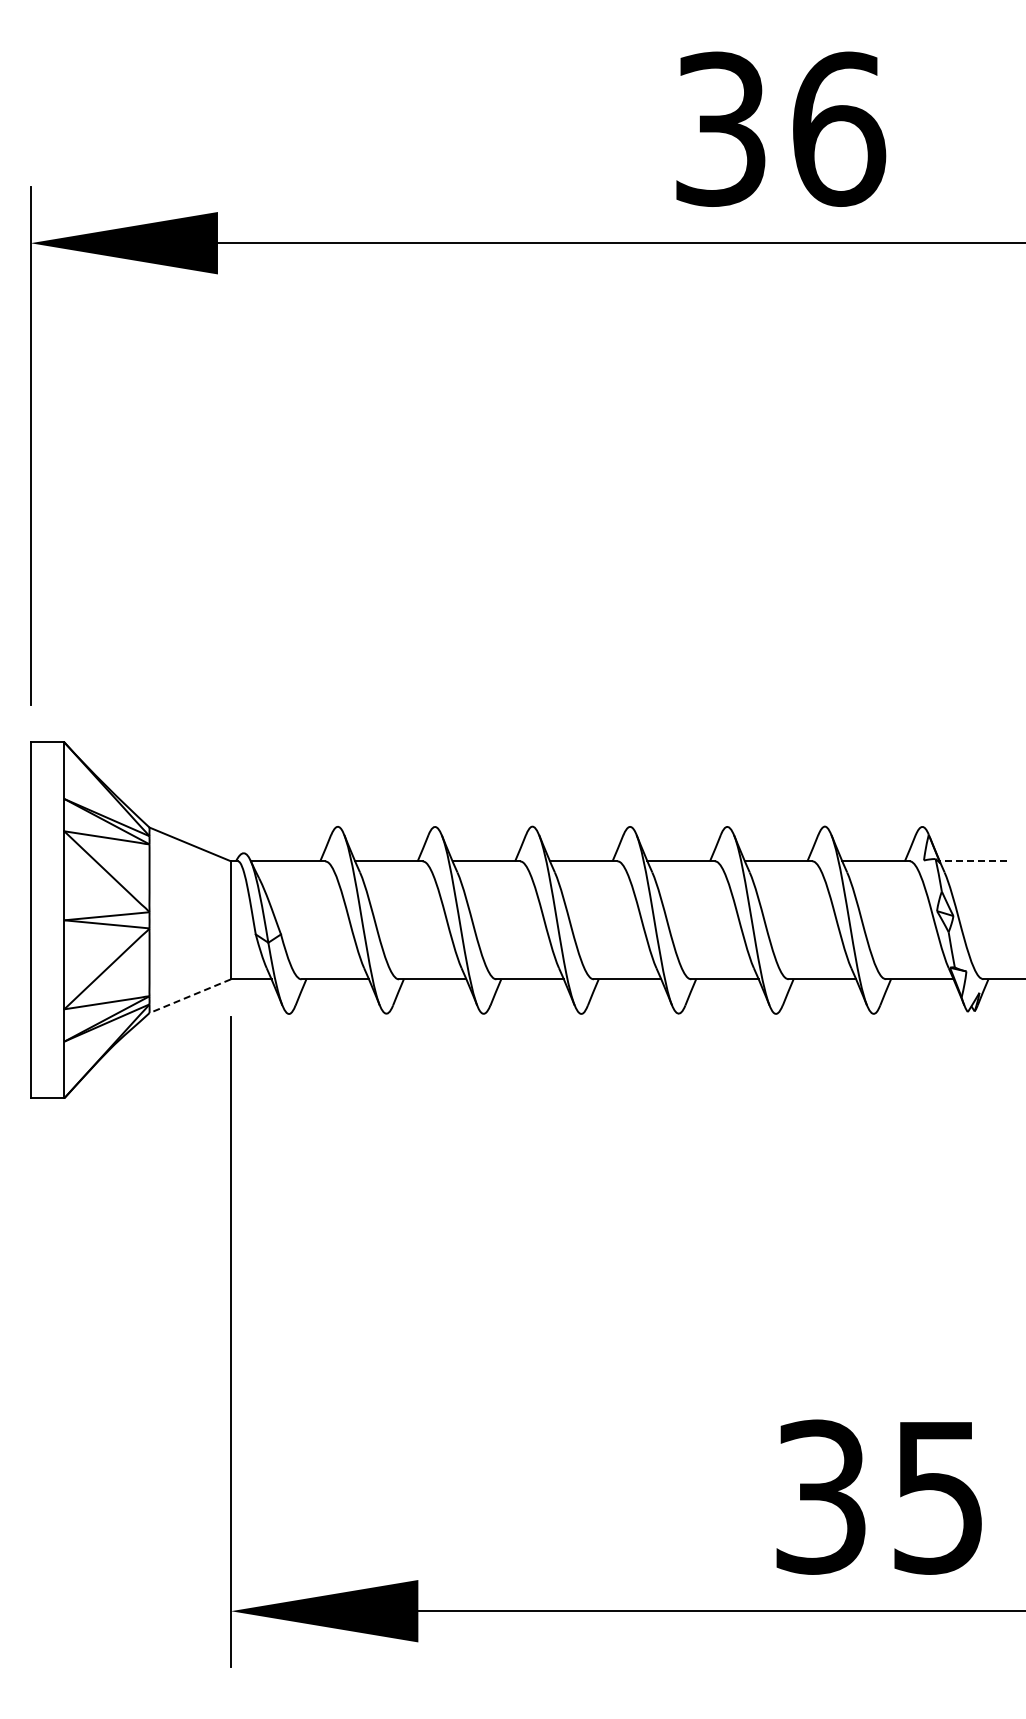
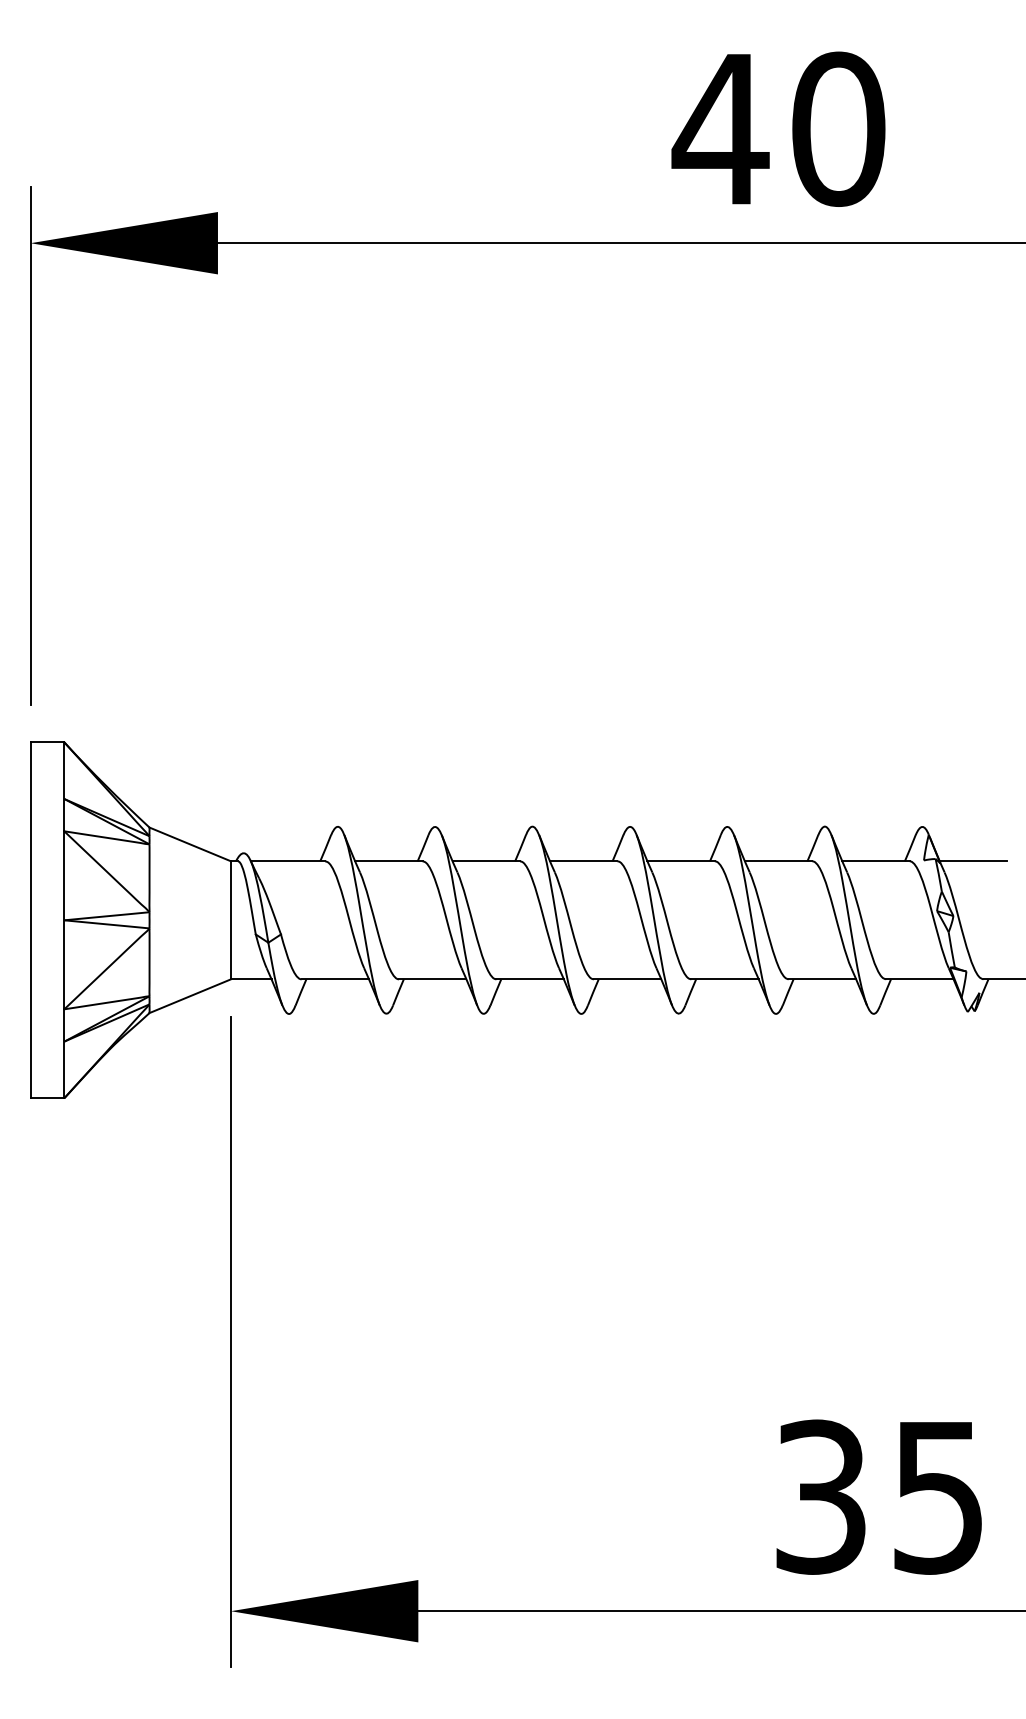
text: 36 -> 40 (778, 128)
line: dashed -> solid (973, 861)
line: dashed -> solid (189, 996)
